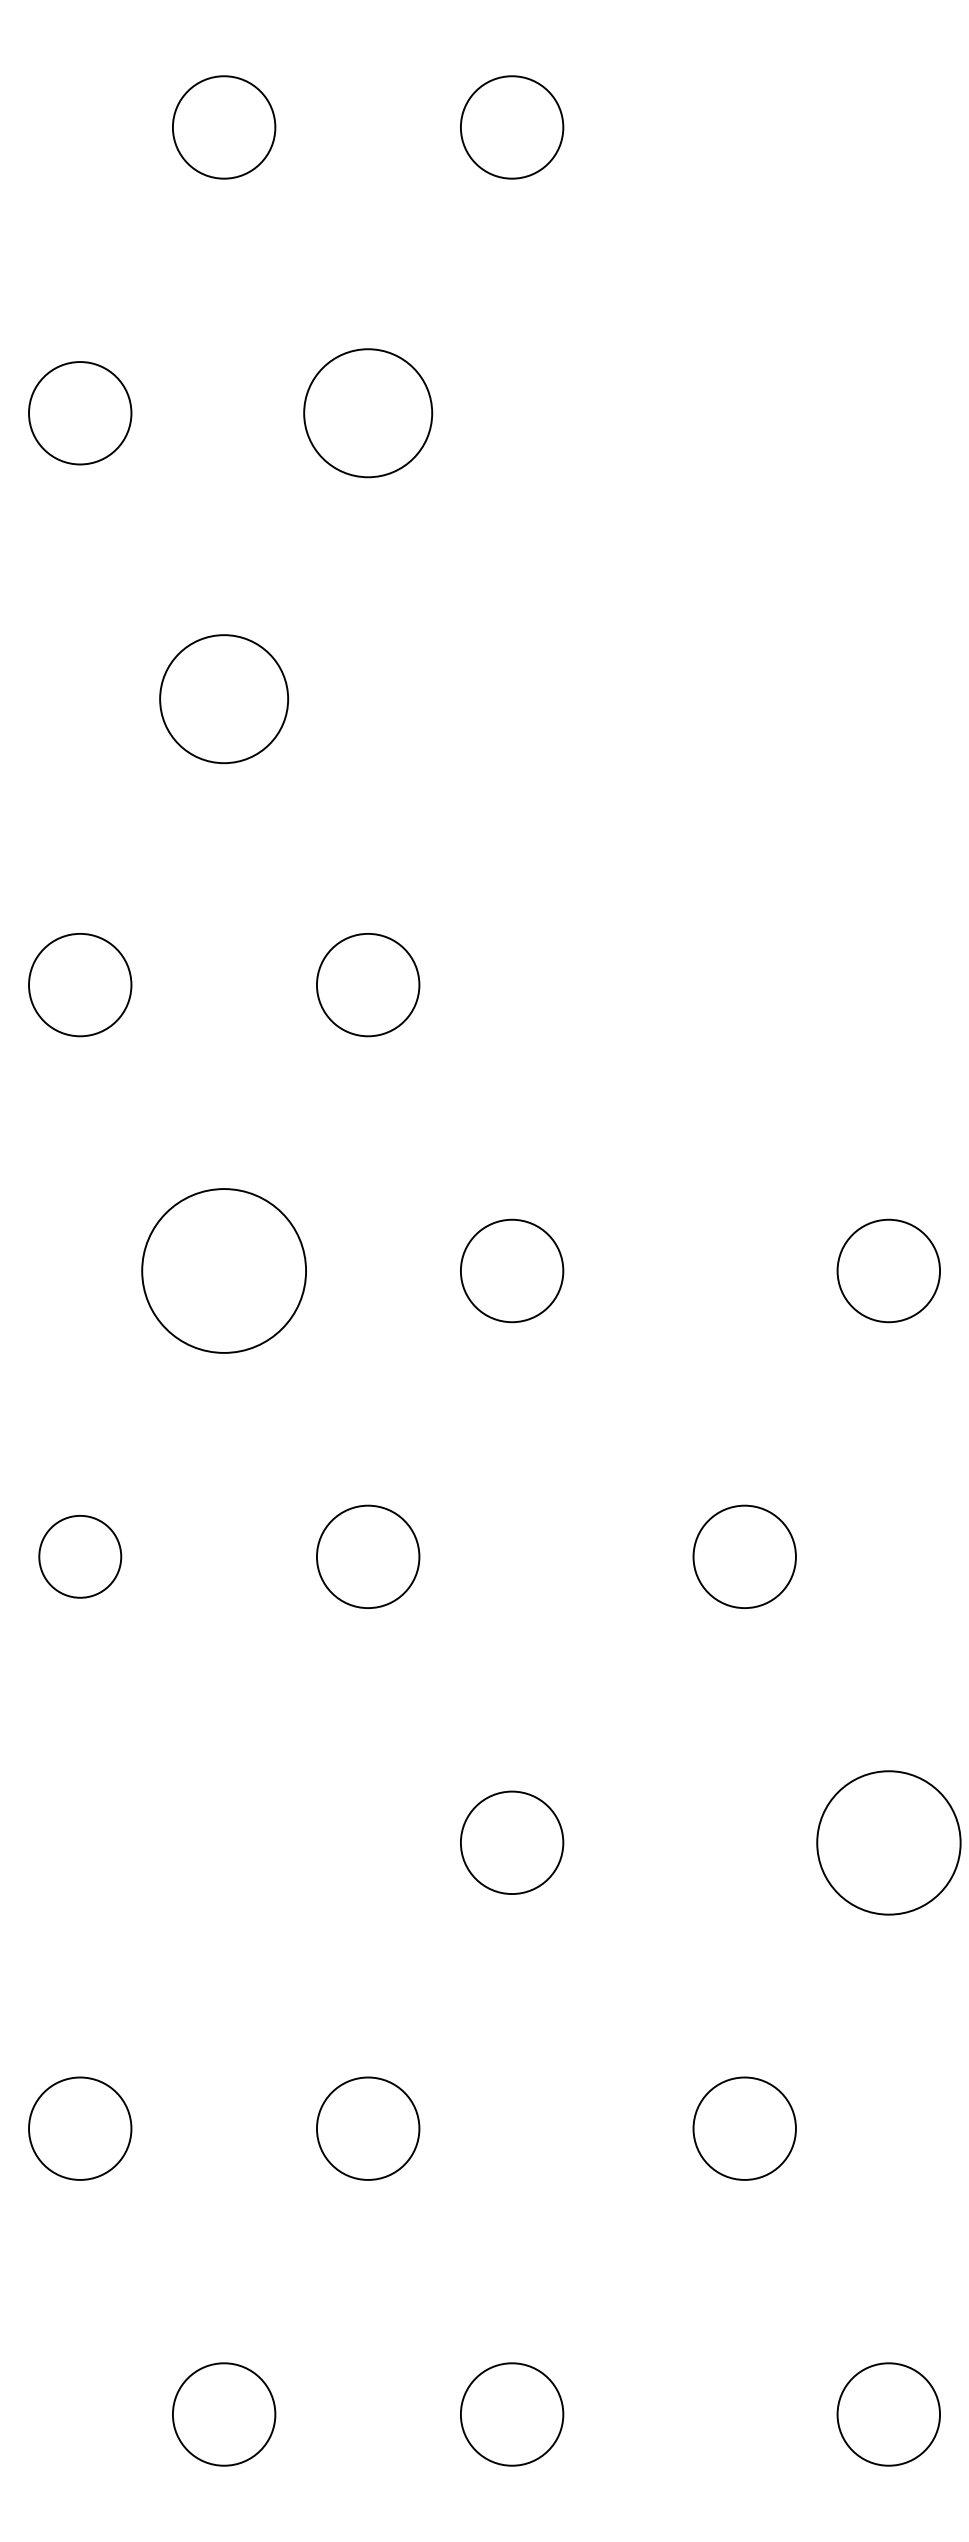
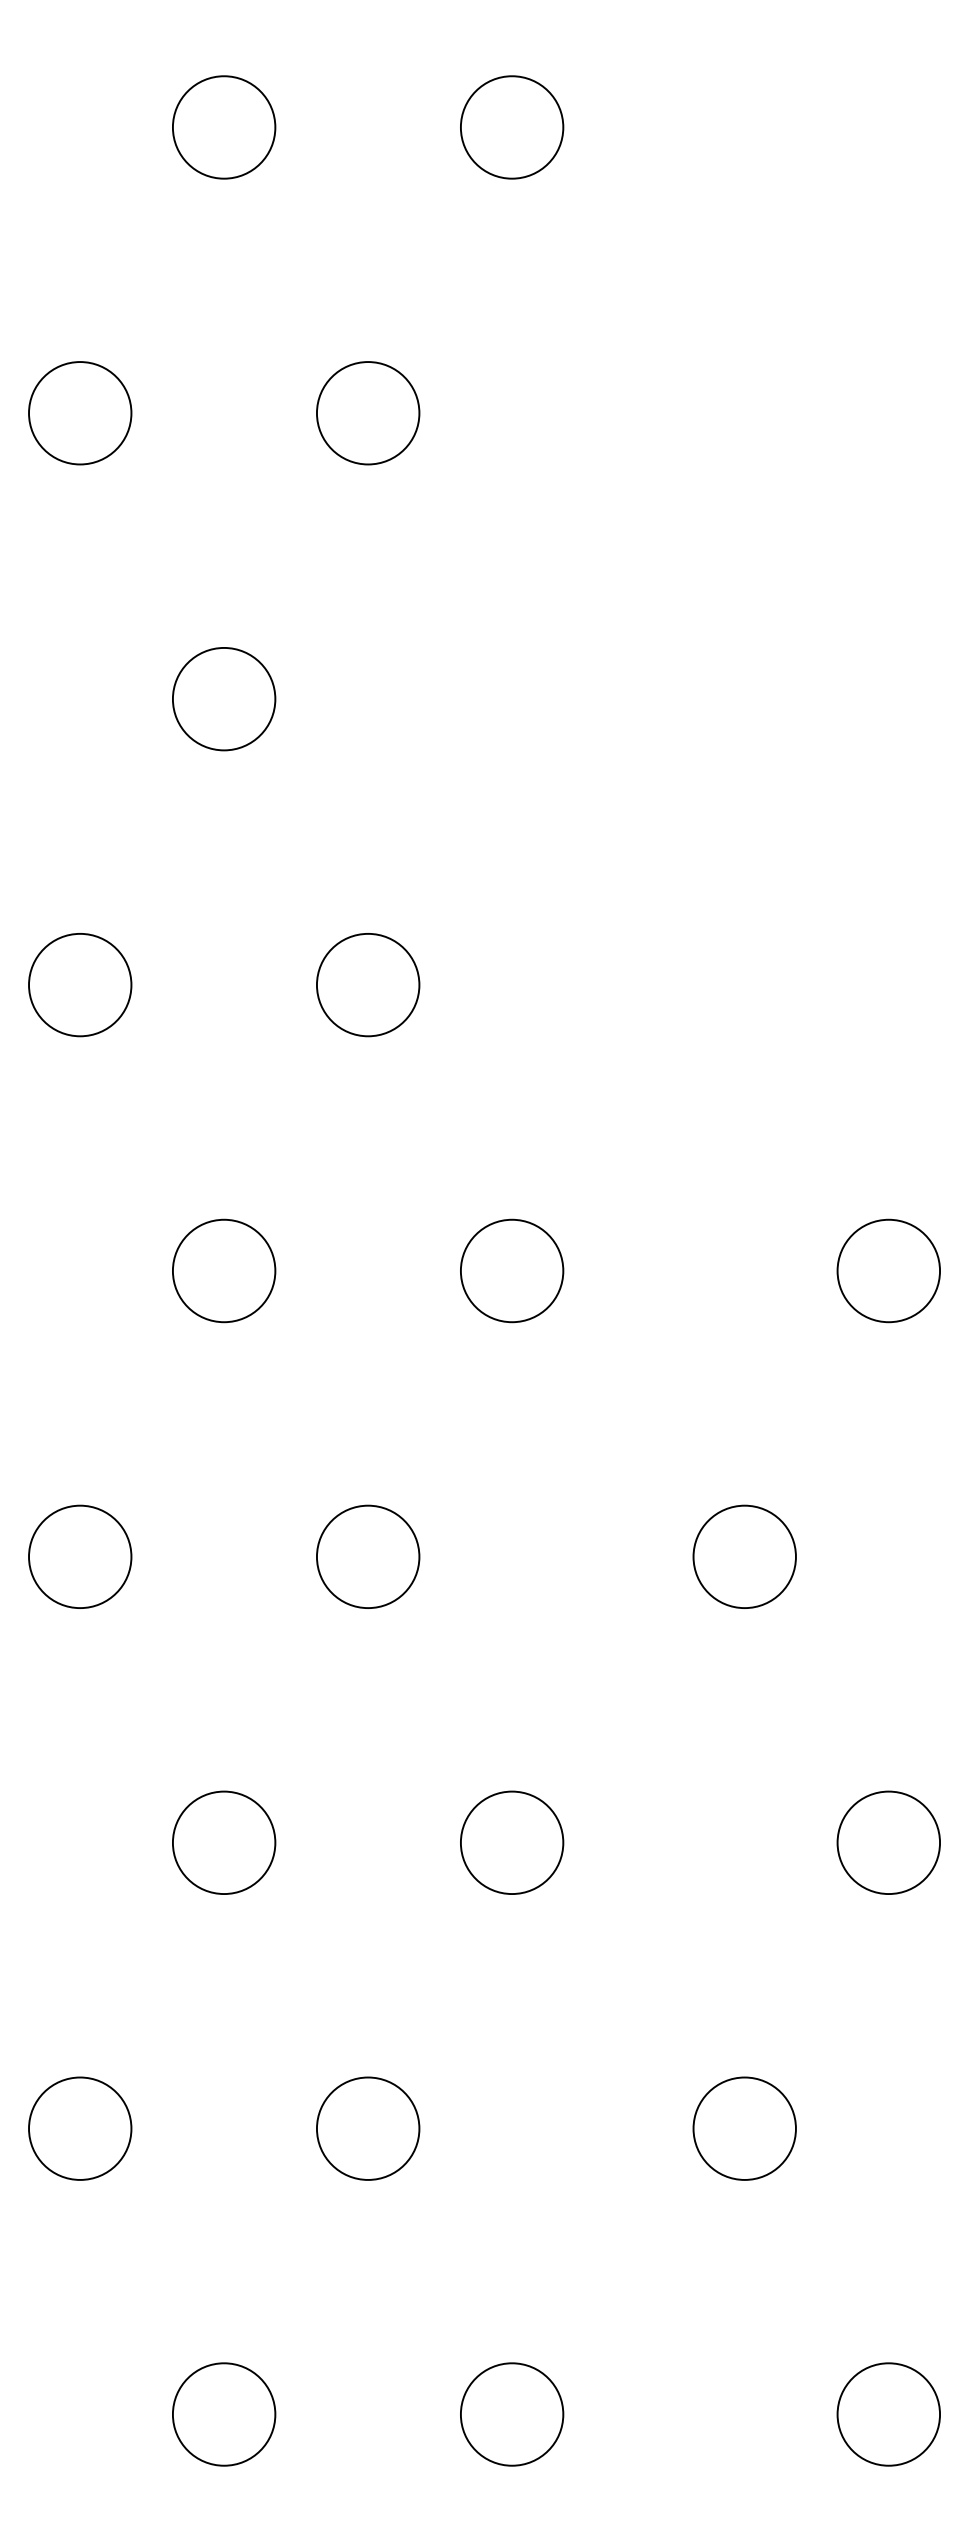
circle diameter: 128 px -> 102 px (367, 413)
circle diameter: 128 px -> 102 px (223, 698)
circle diameter: 164 px -> 102 px (223, 1270)
circle size: 85x84 px -> 105x105 px (80, 1556)
circle: none -> present (224, 1842)
circle size: 146x146 px -> 105x105 px (888, 1842)
